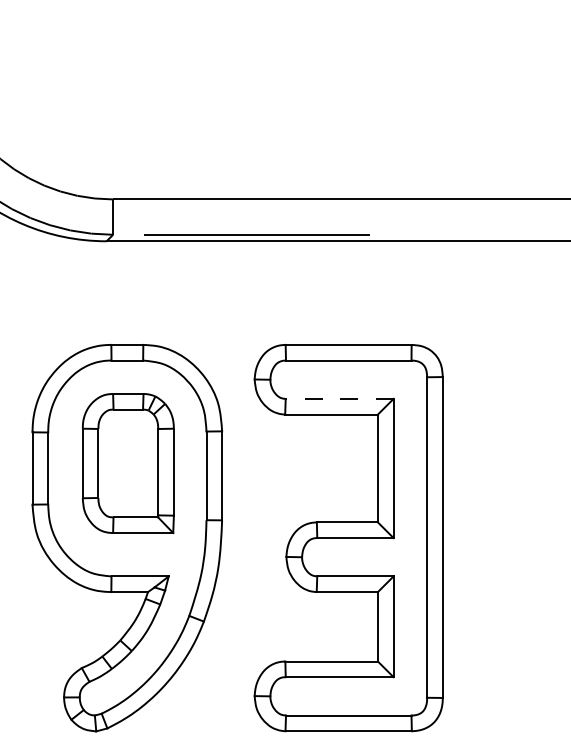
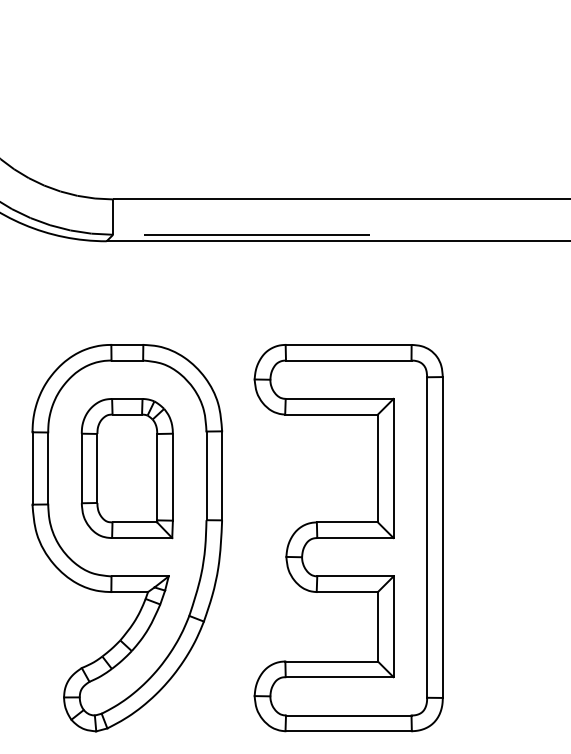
line: dashed -> solid (339, 398)
part position: (127, 463) -> (126, 468) (126, 468)
